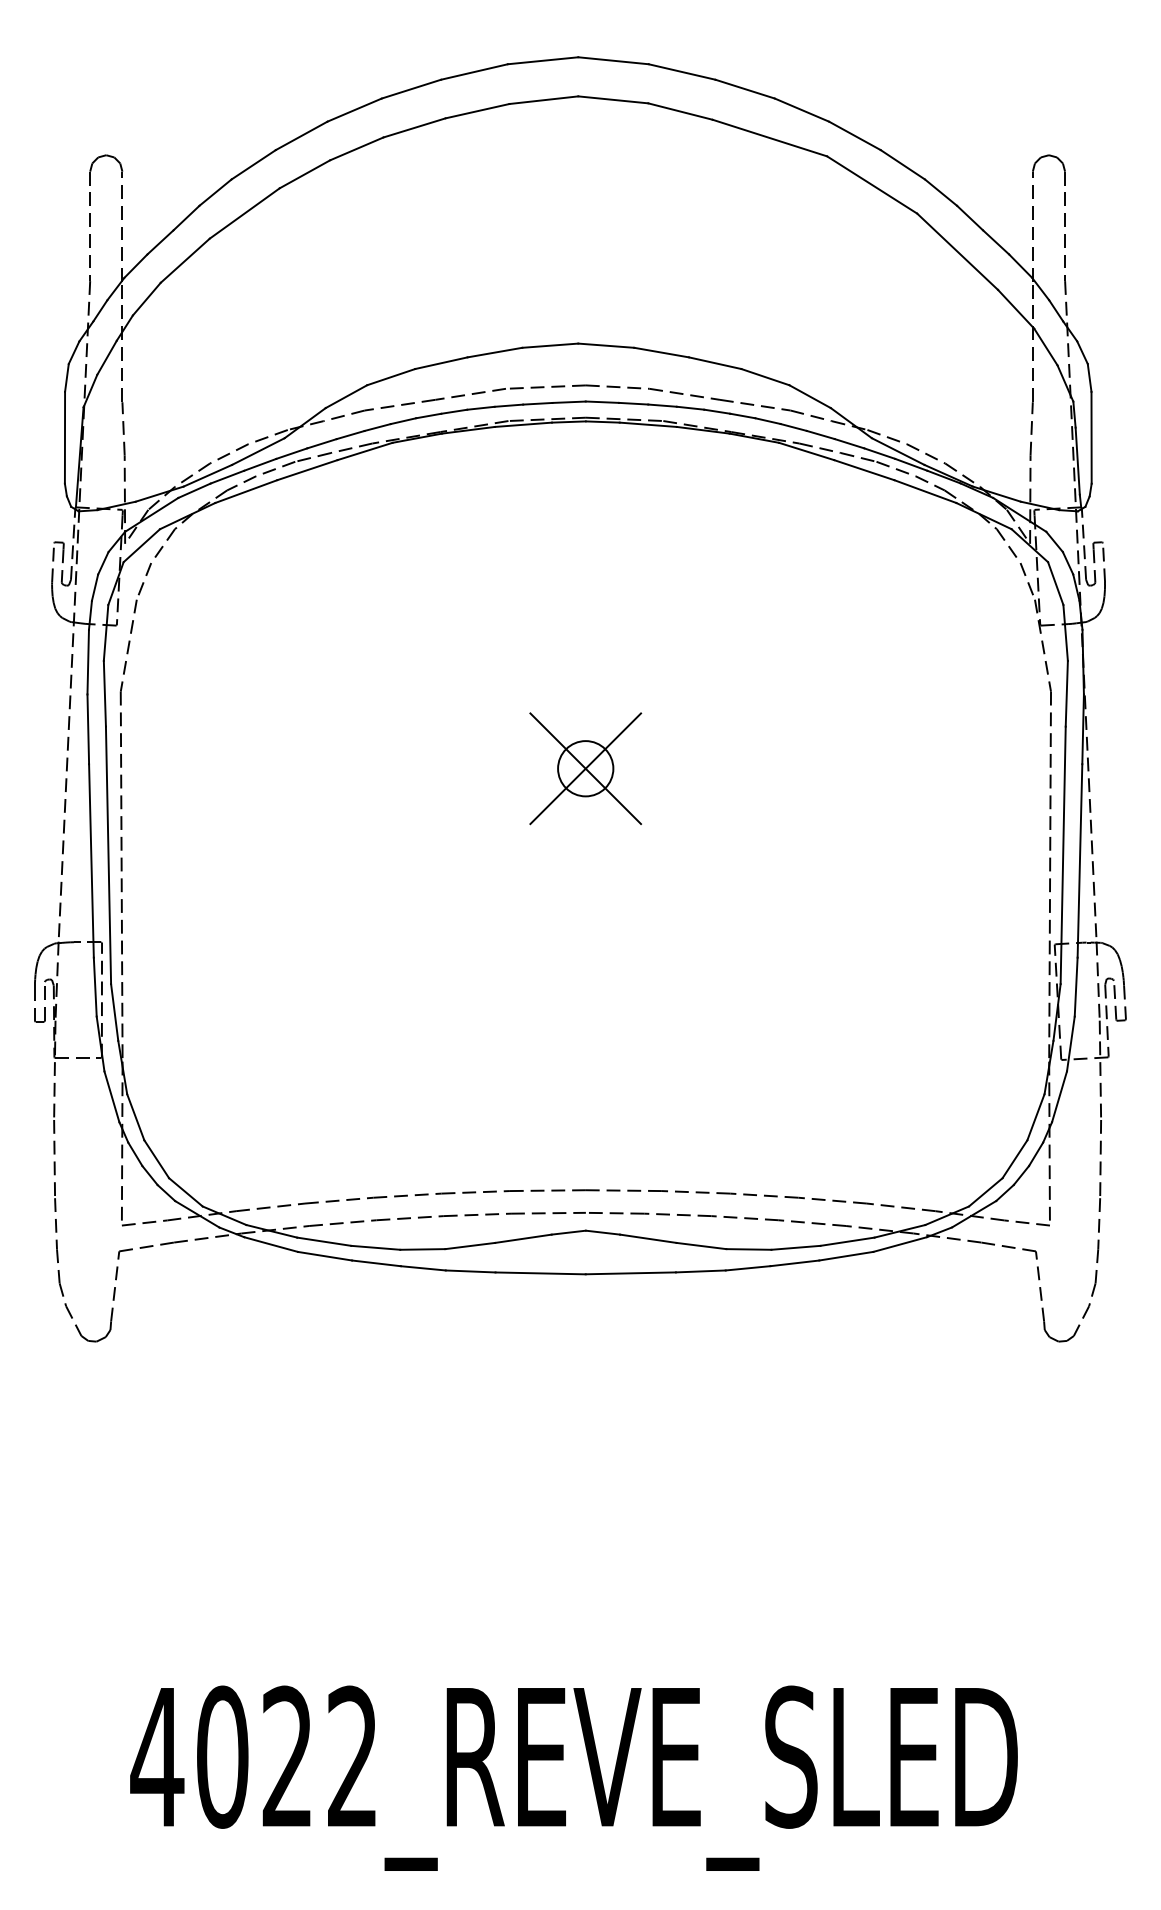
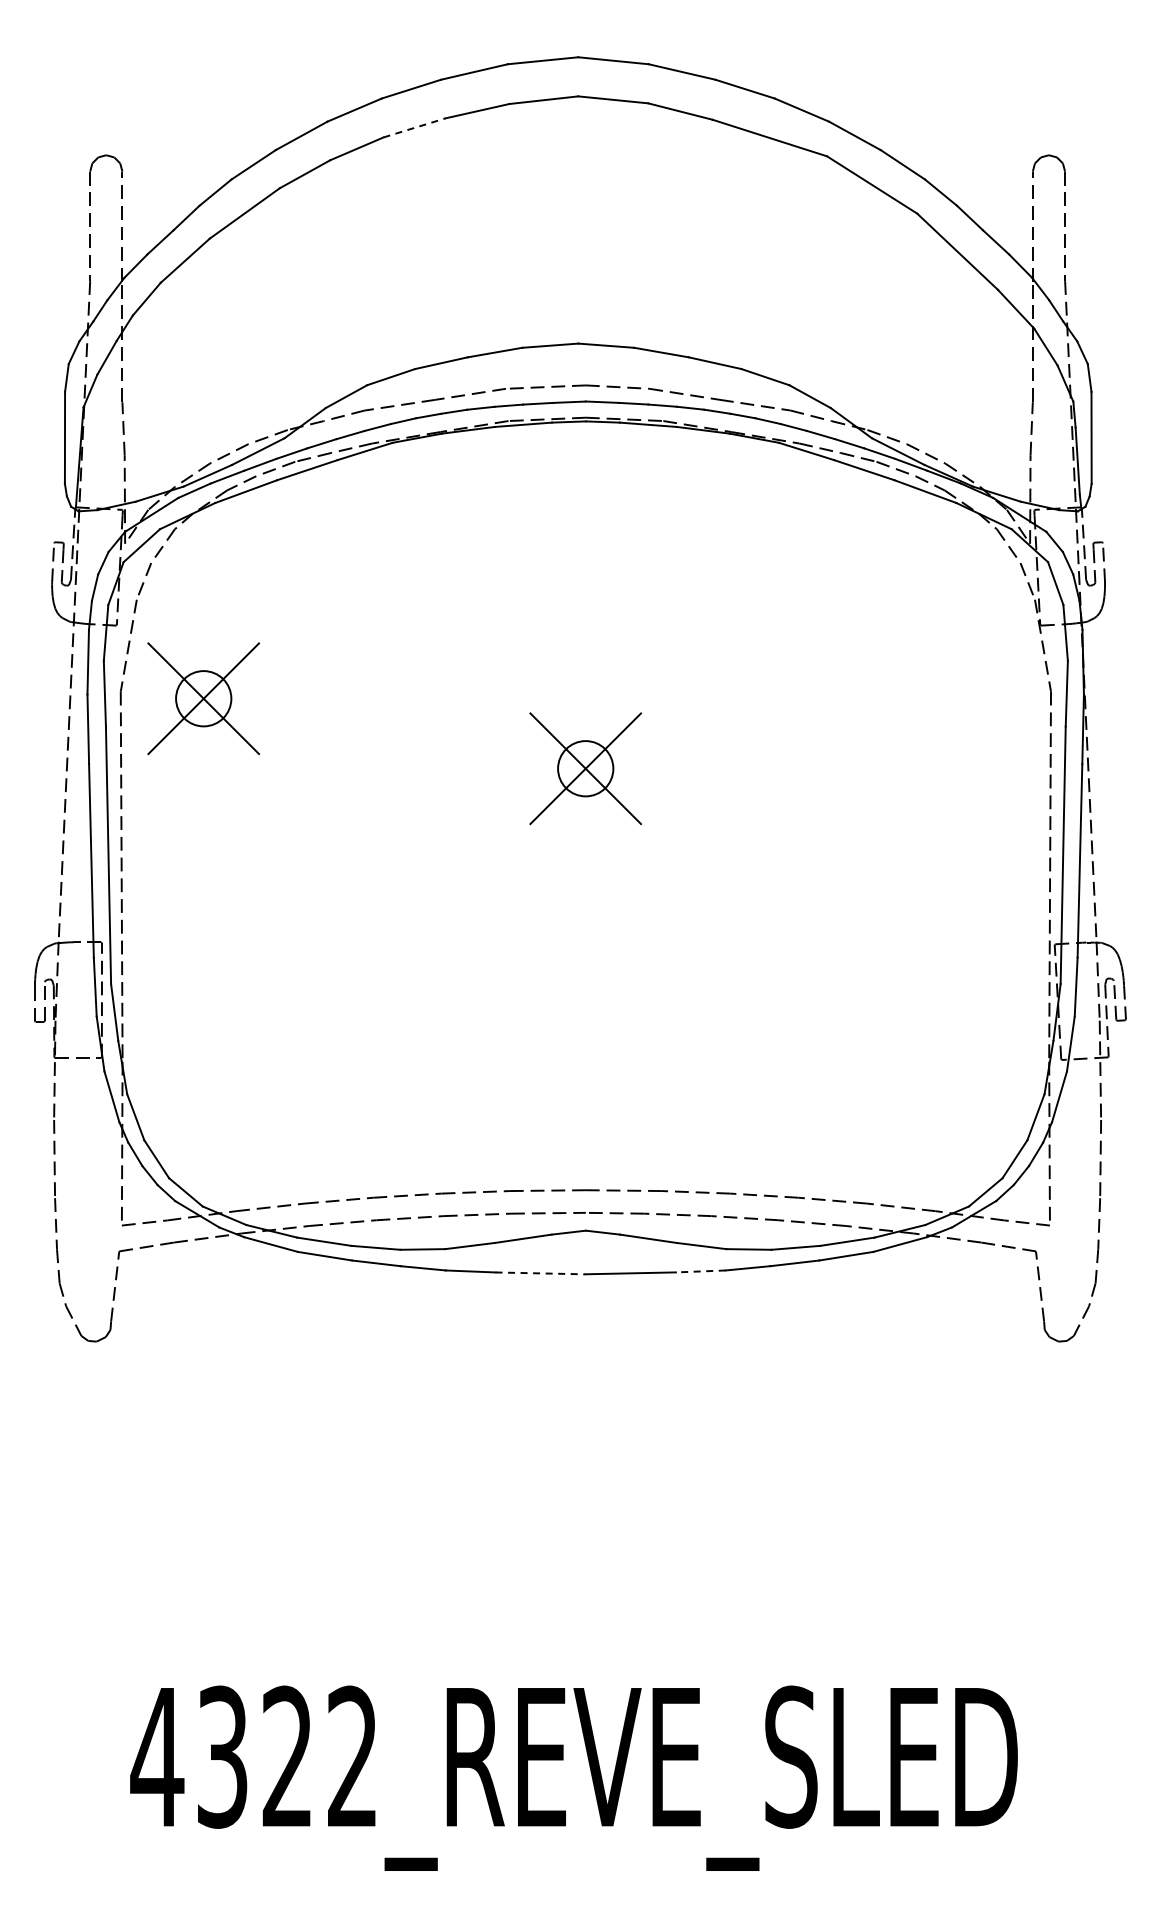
line: solid -> dashed (414, 127)
part: none -> present (203, 698)
line: solid -> dashed (700, 1271)
line: solid -> dashed (541, 1273)
text: 4022_REVE_SLED -> 4322_REVE_SLED (222, 1756)
